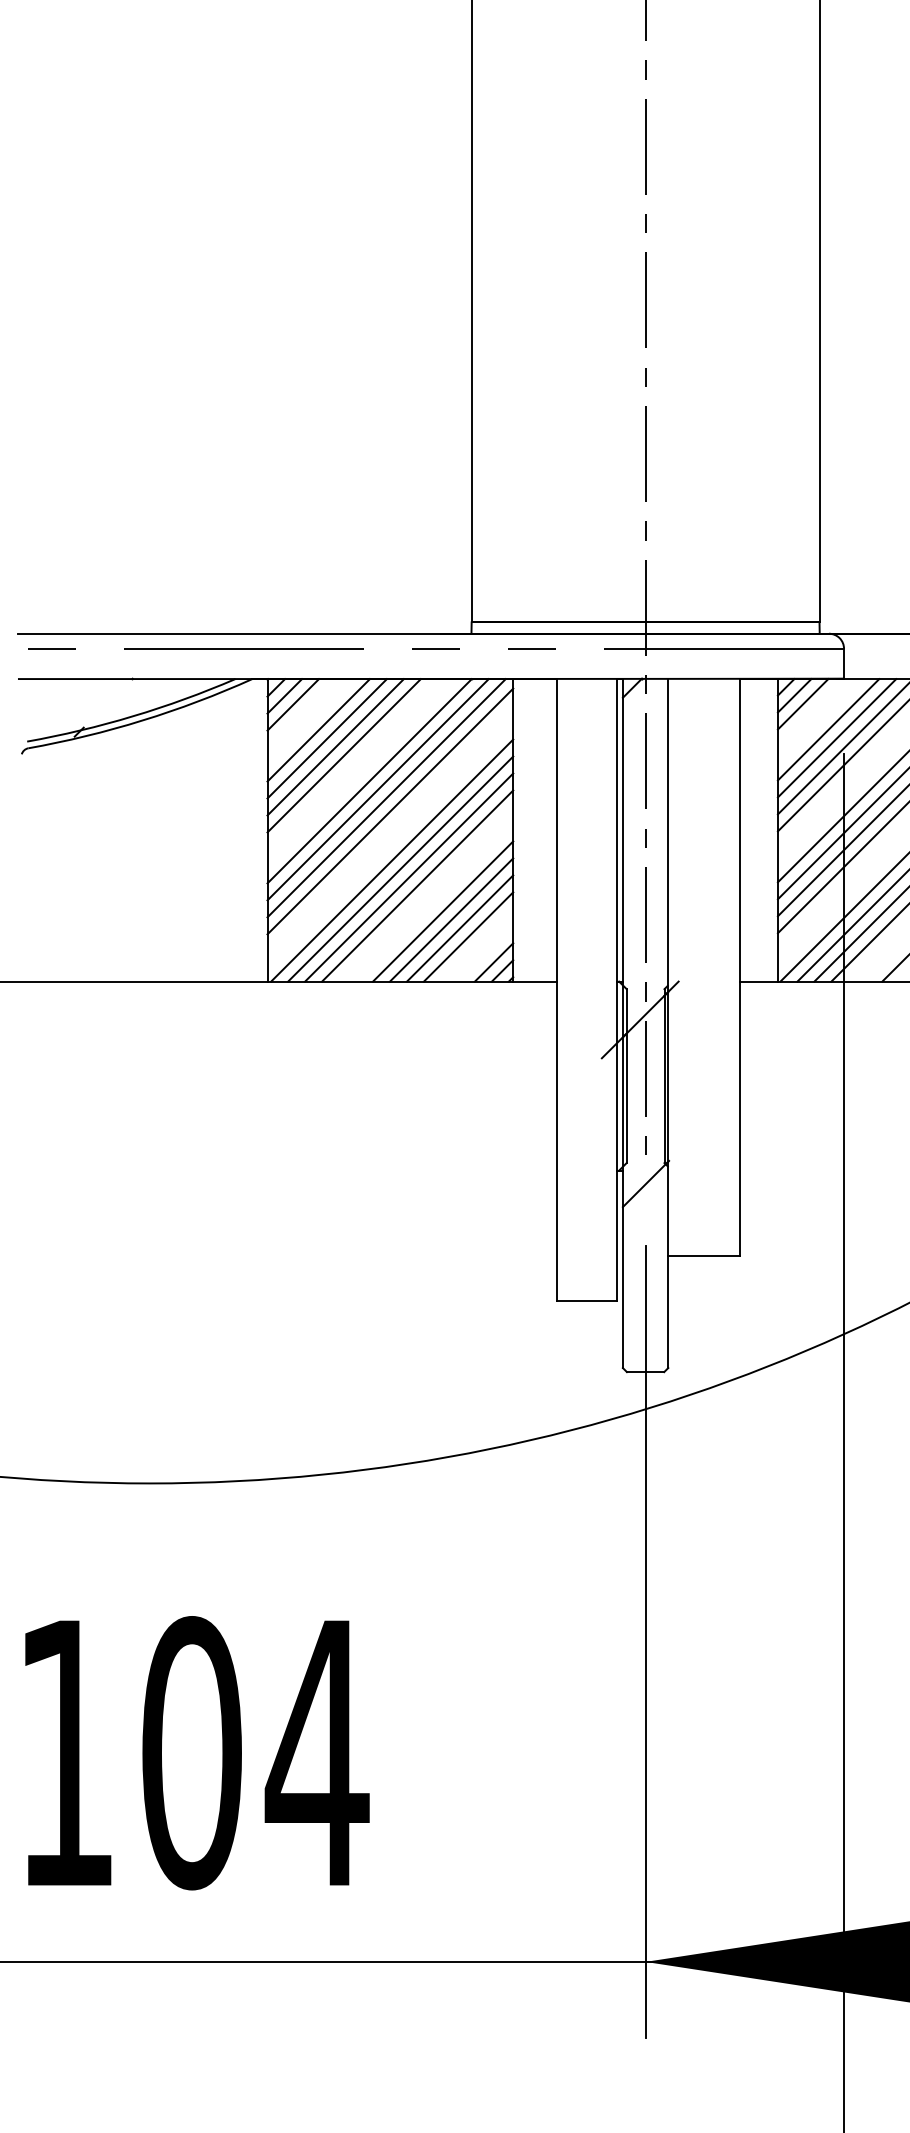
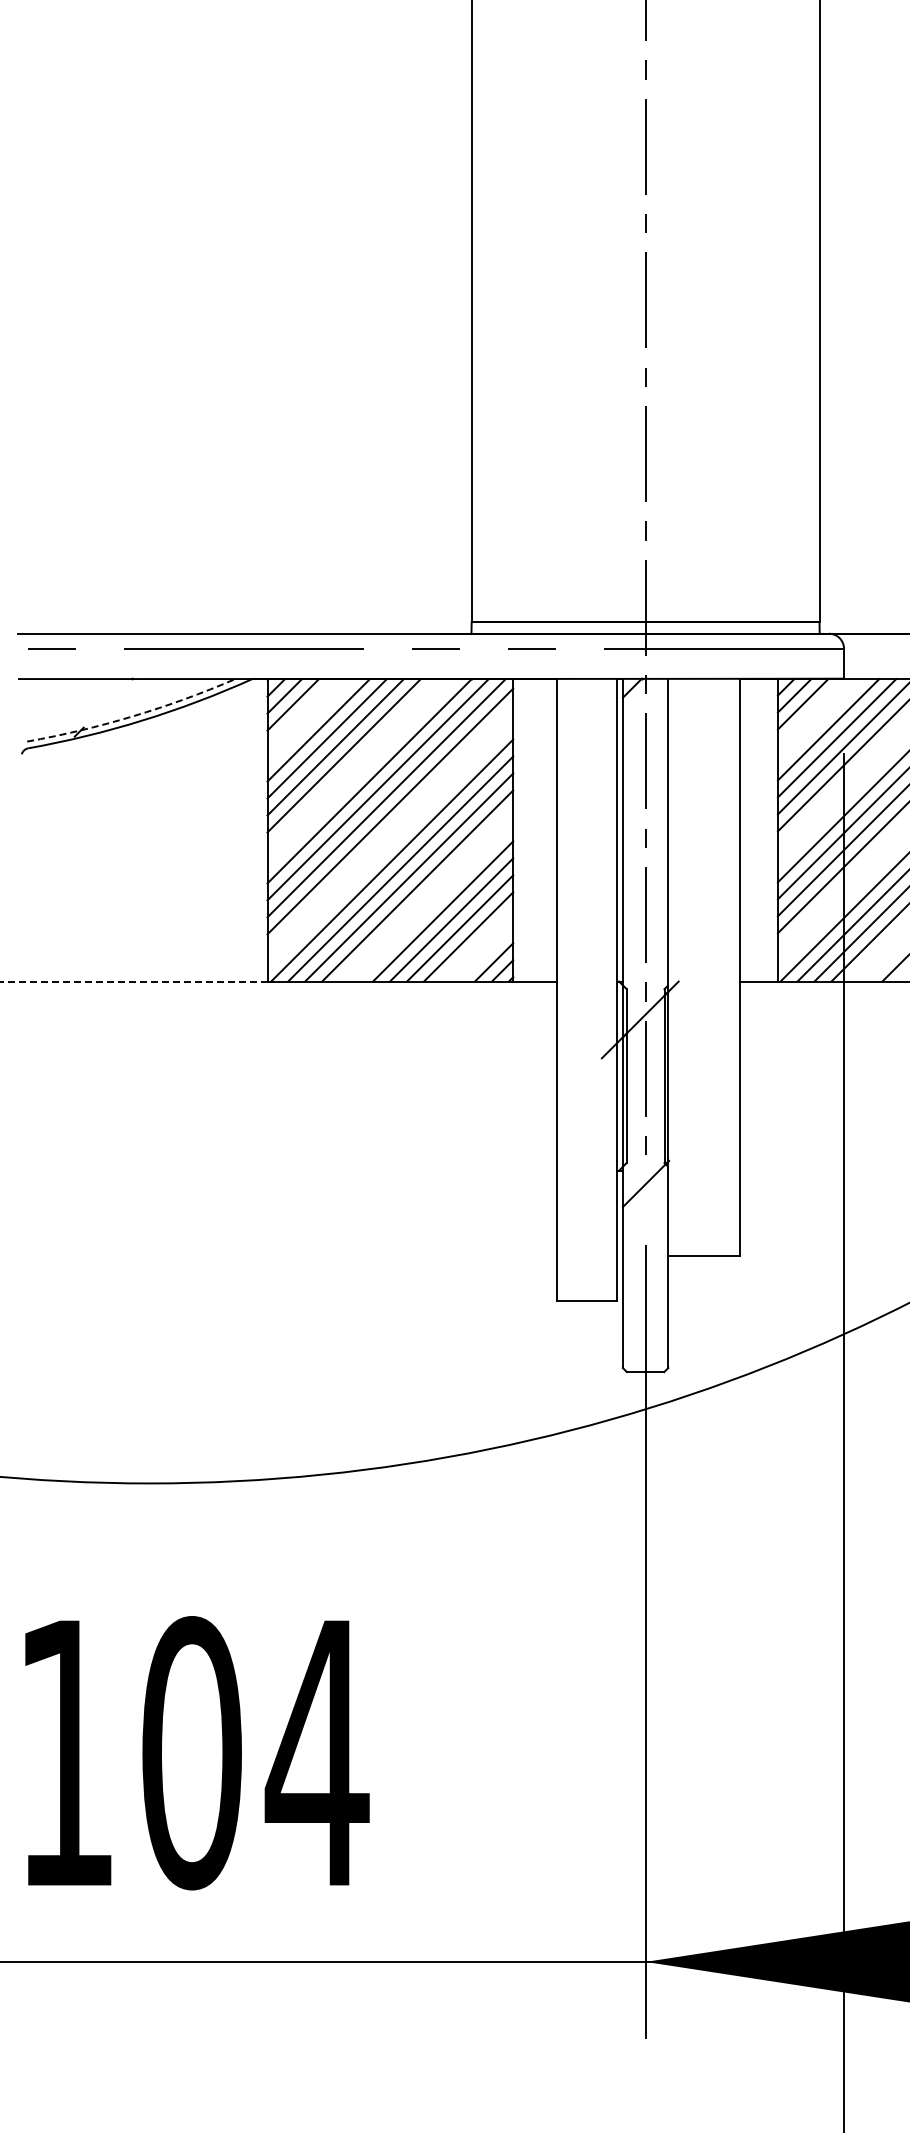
arc: solid -> dashed (133, 716)
line: solid -> dashed (133, 981)
